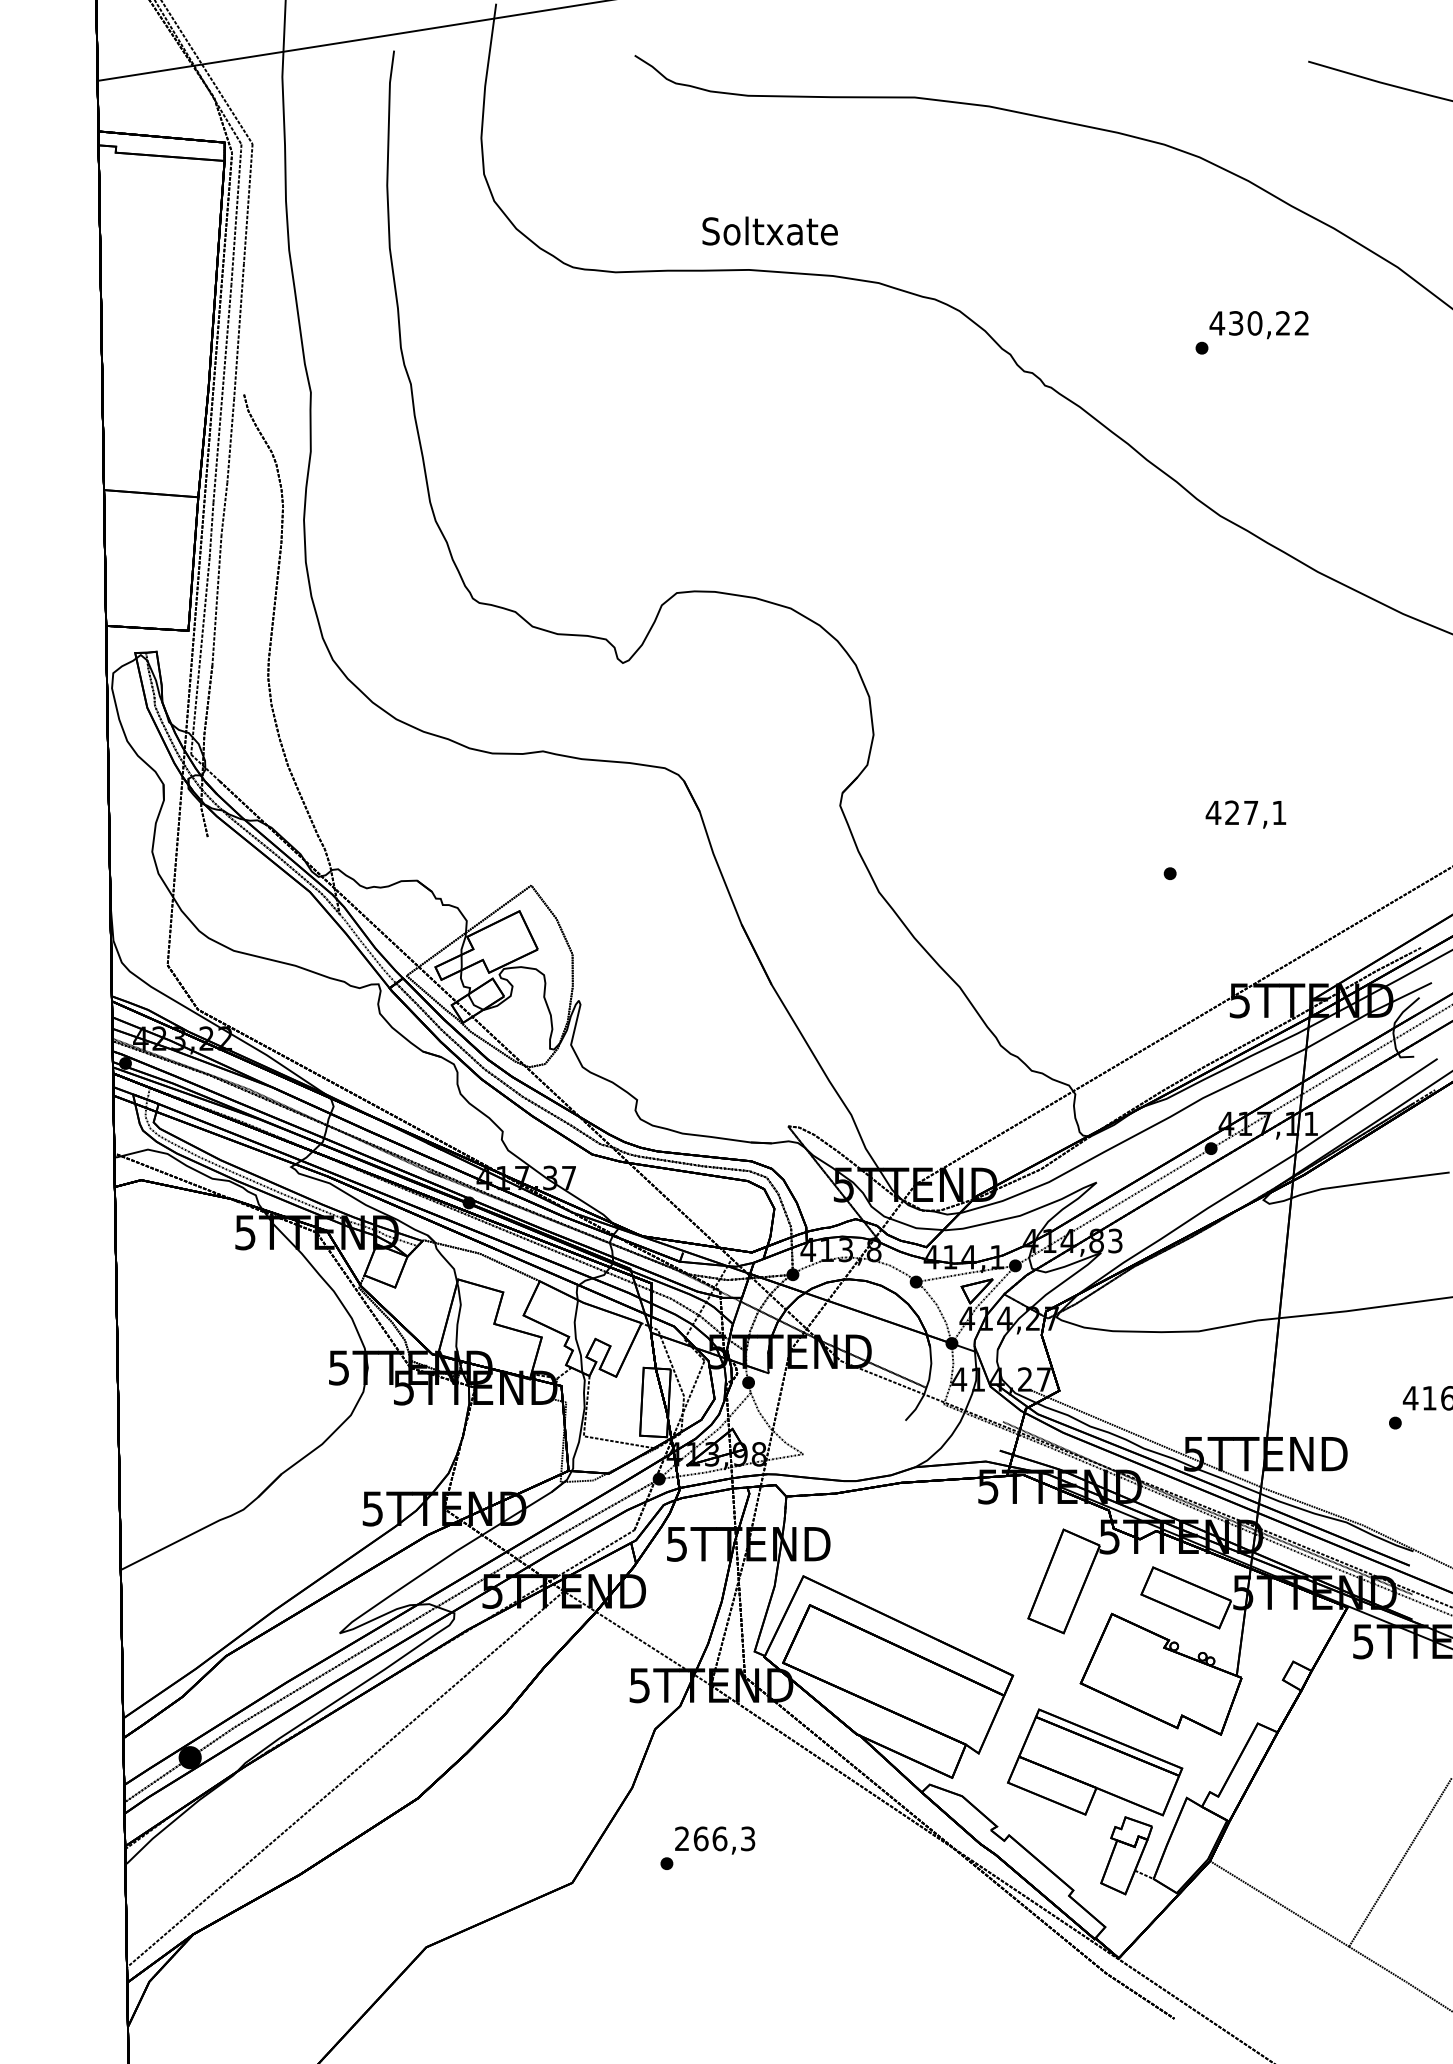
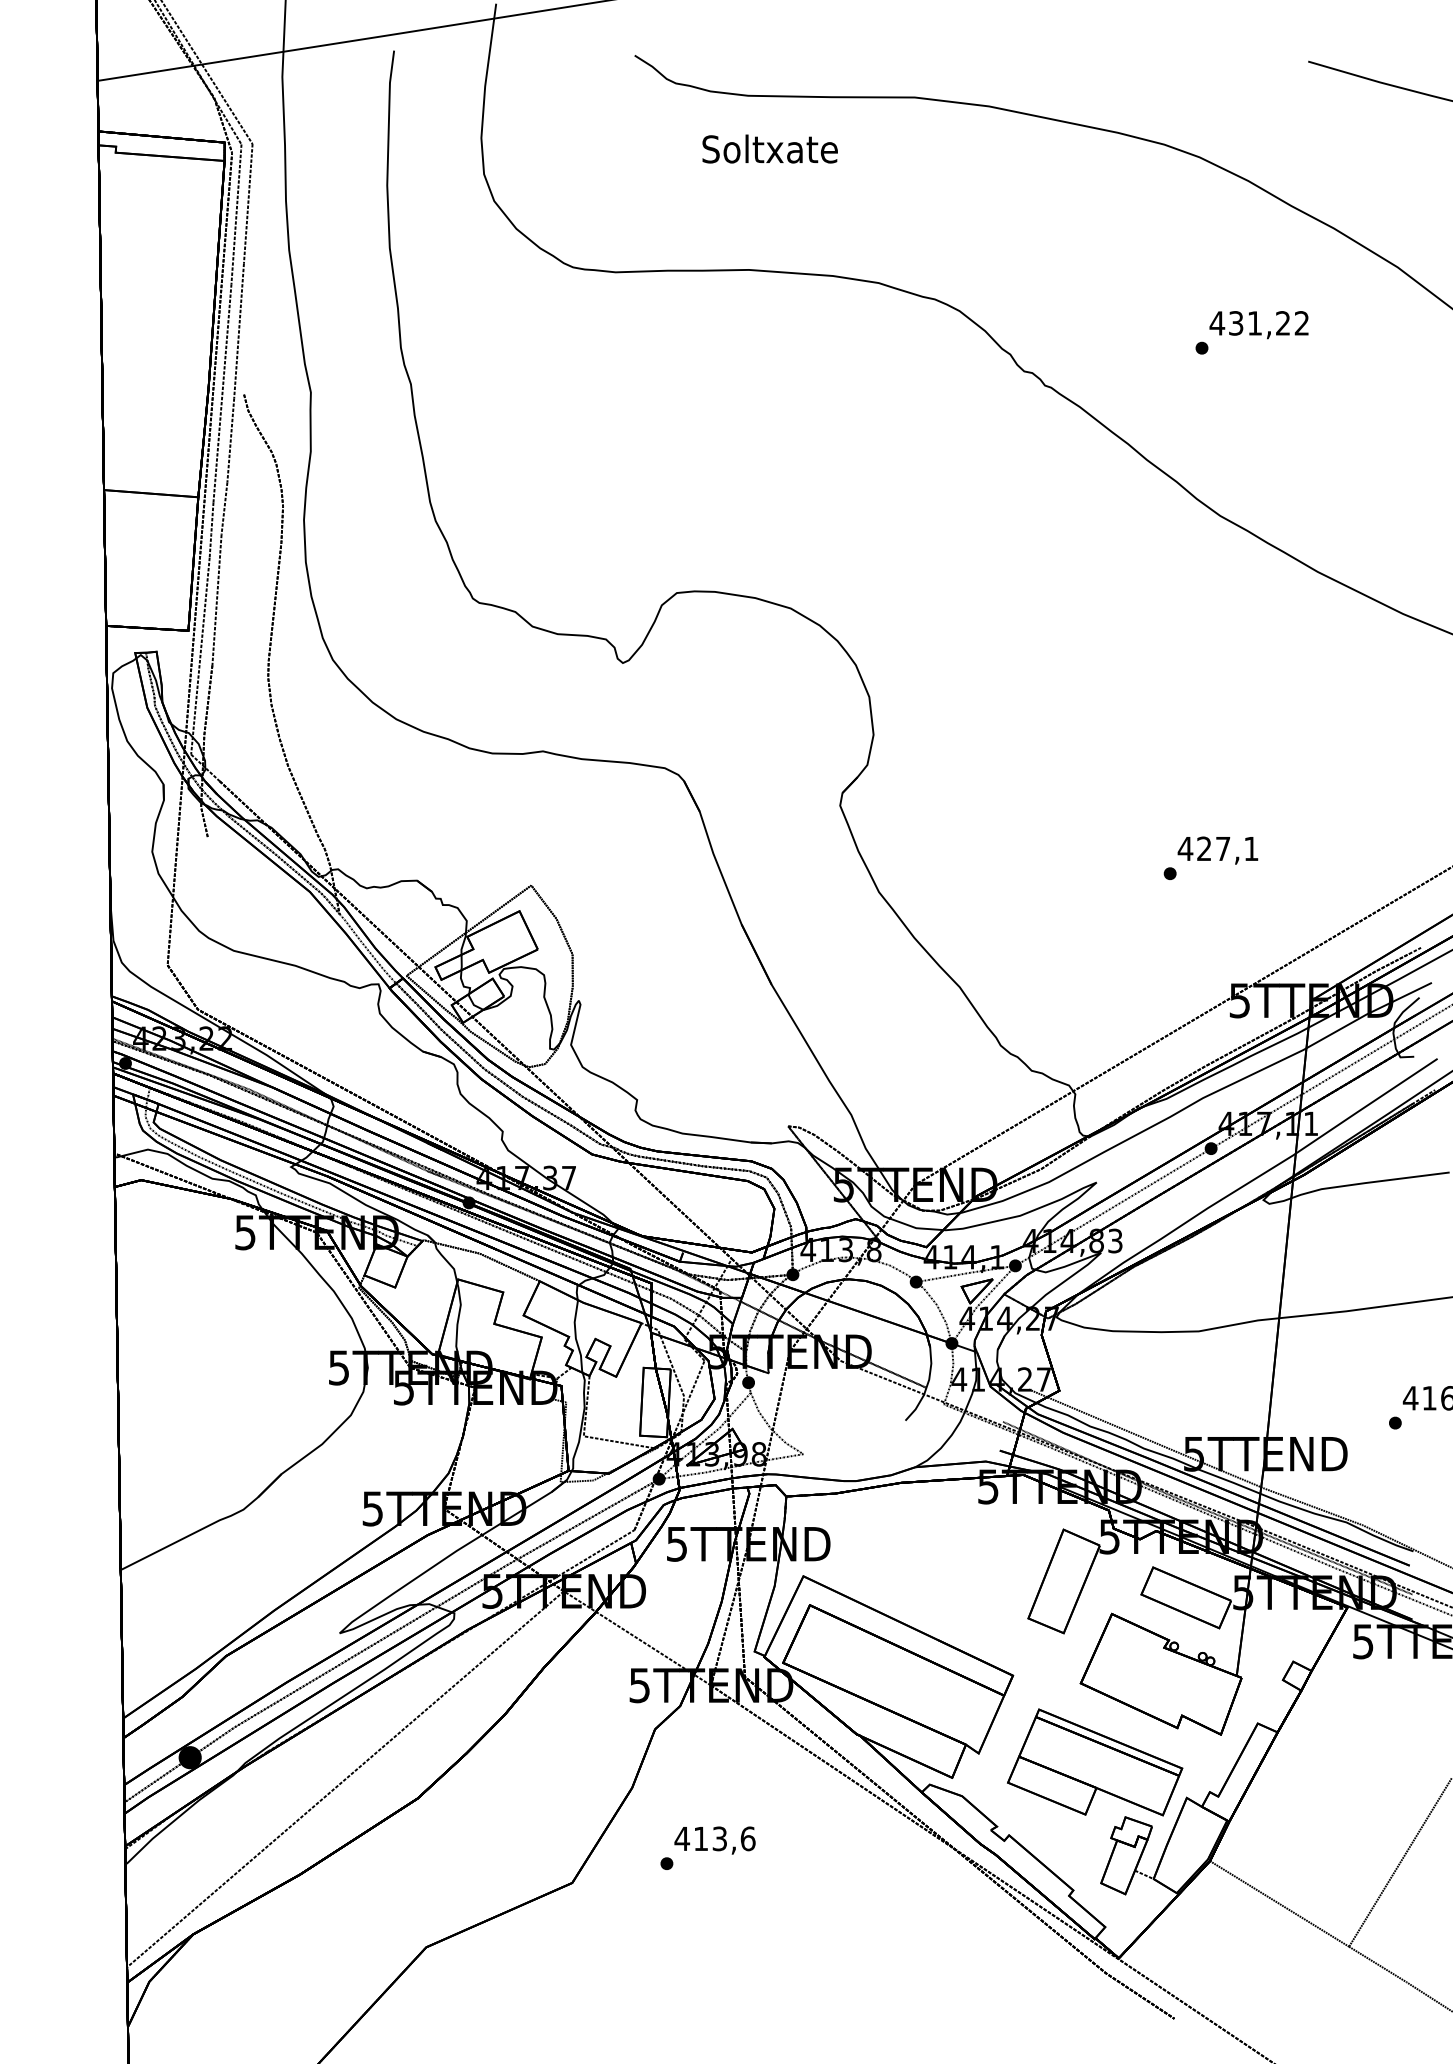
text position: (769, 230) -> (769, 148) (769, 148)
text: 430,22 -> 431,22 (1254, 323)
text position: (1245, 814) -> (1217, 850) (1217, 850)
text: 266,3 -> 413,6 (714, 1838)
